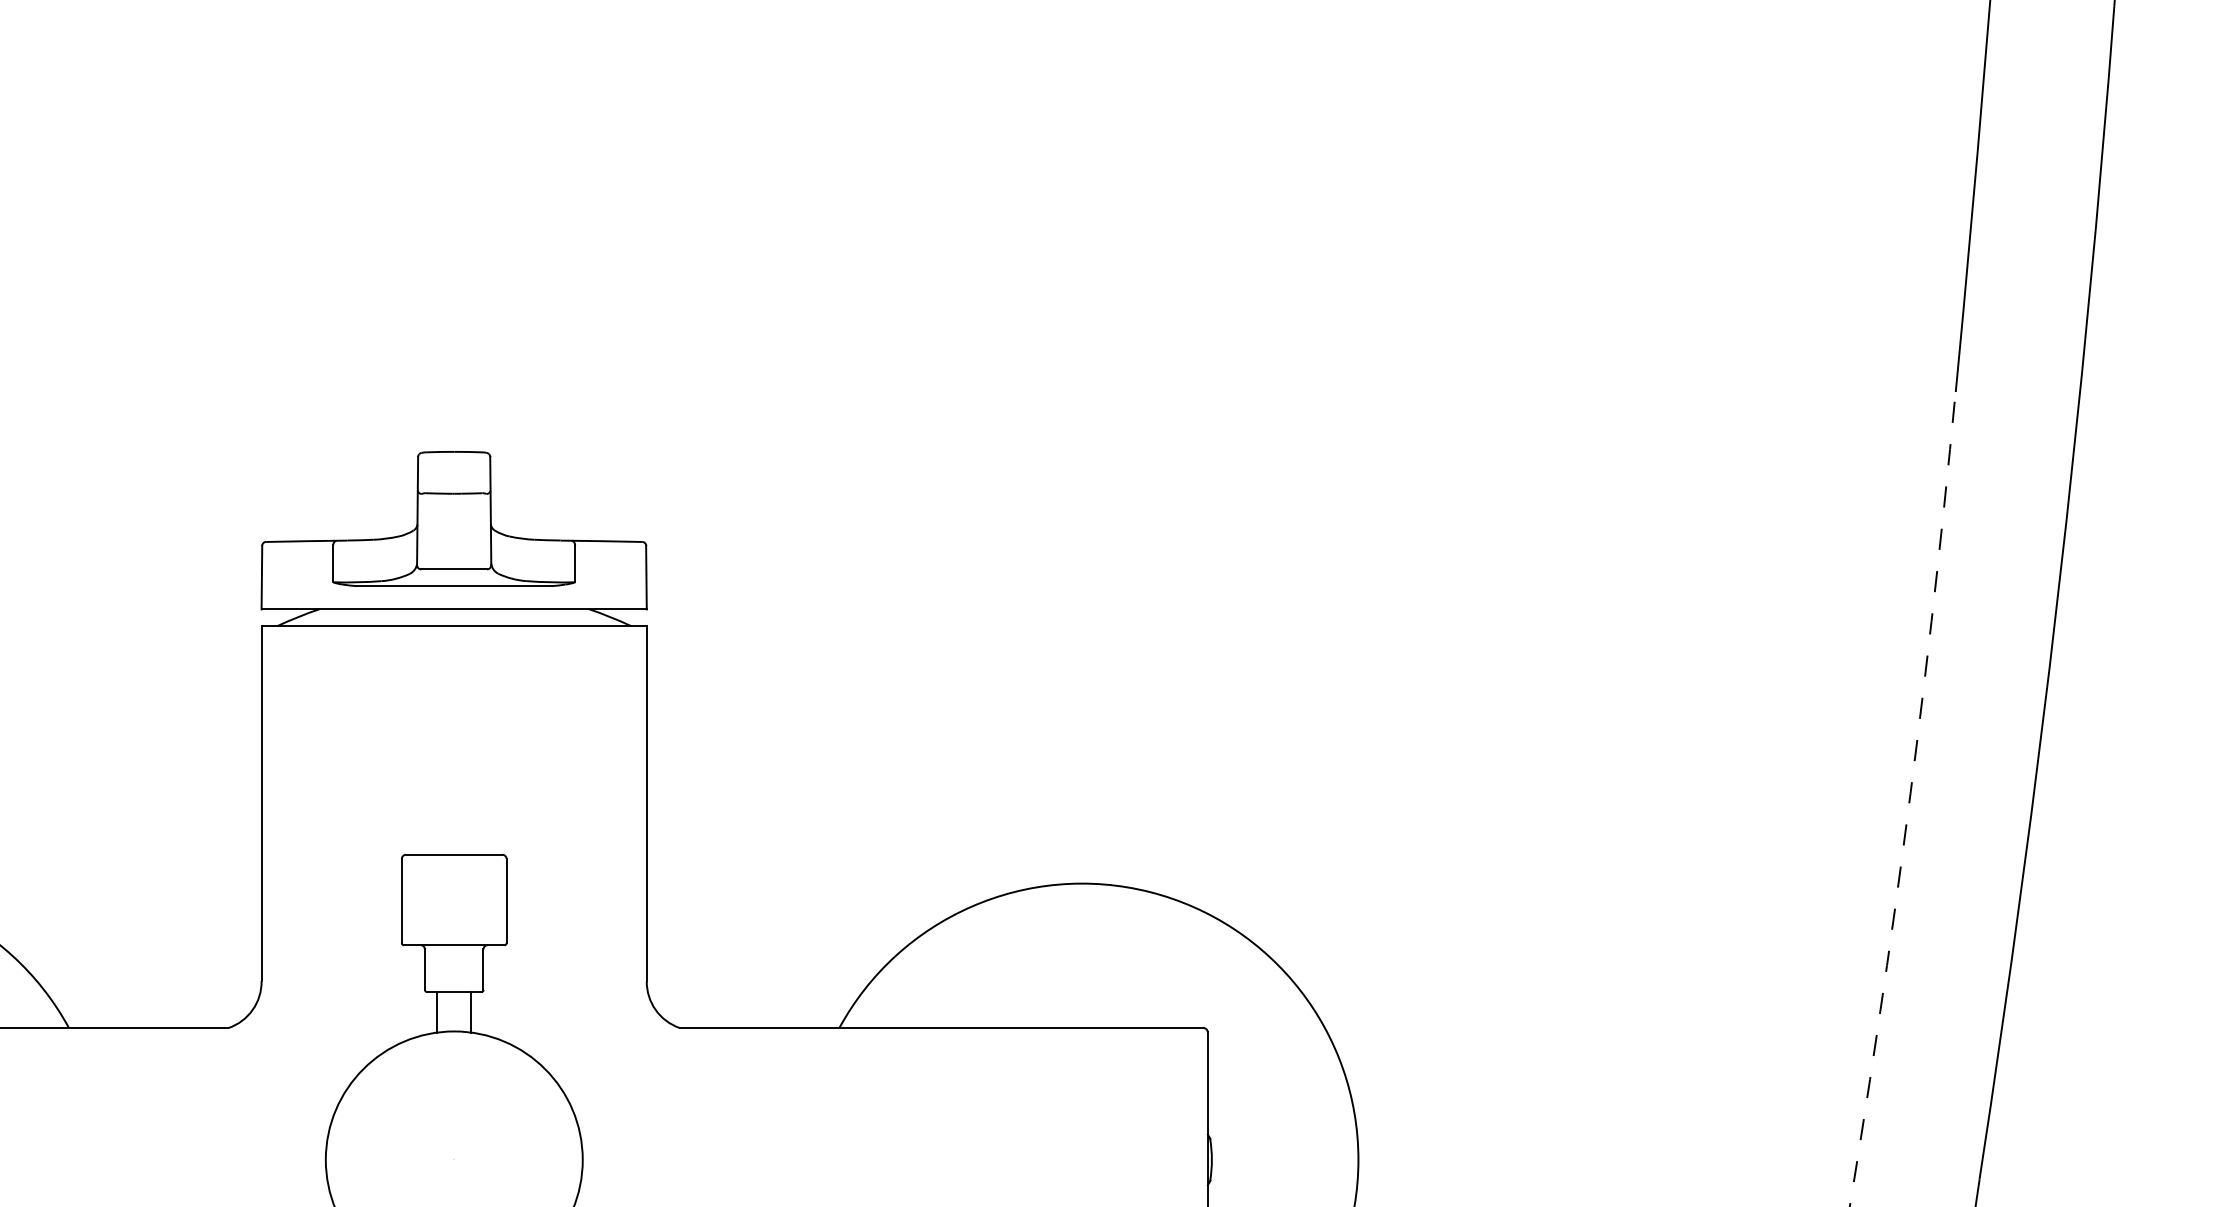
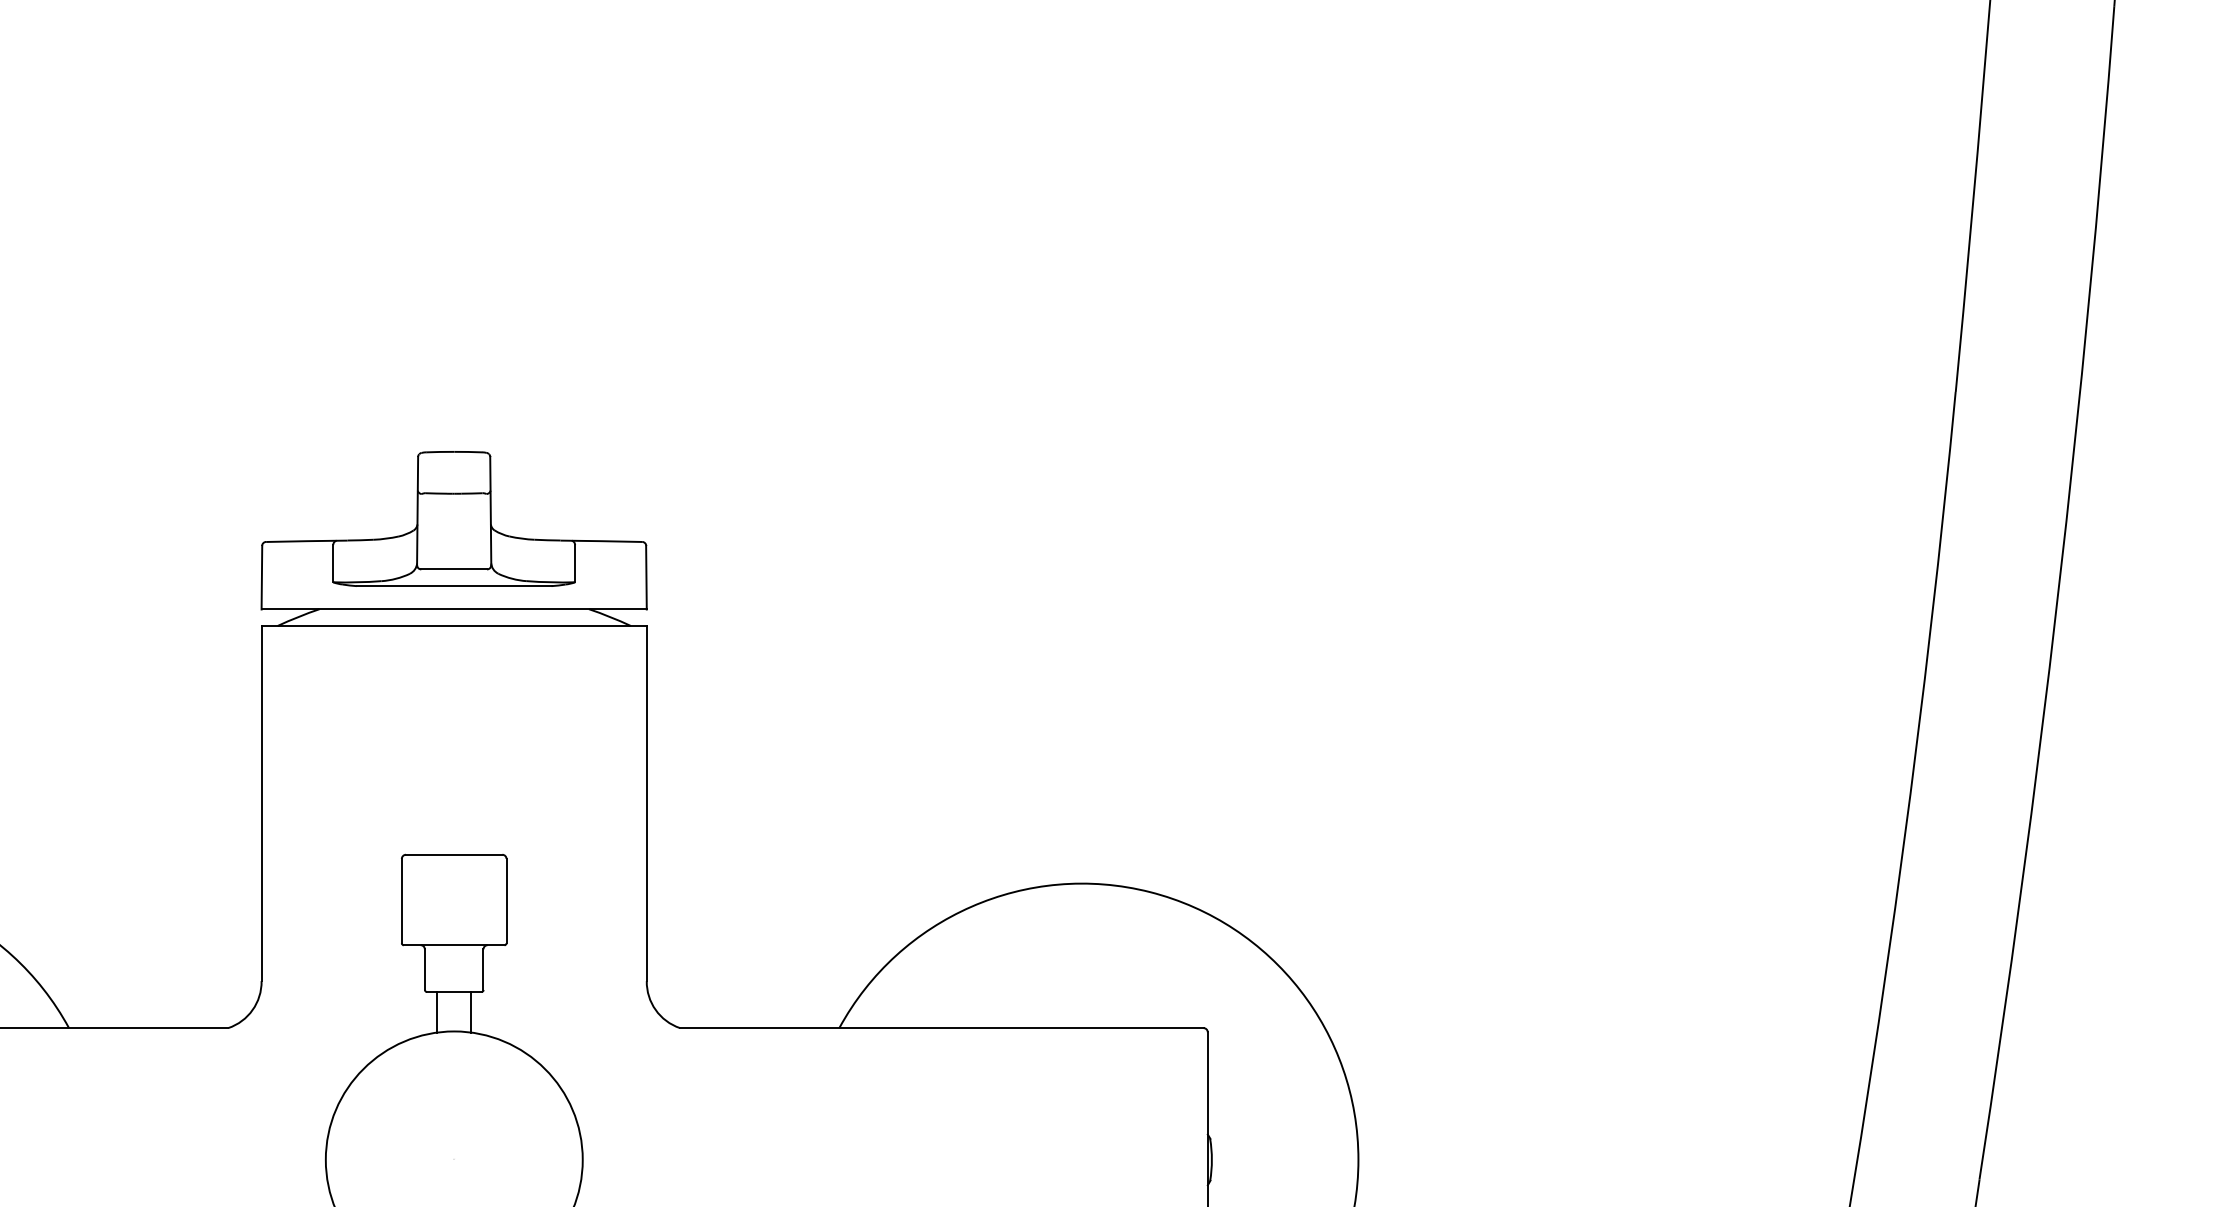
arc: dashed -> solid (1909, 800)
